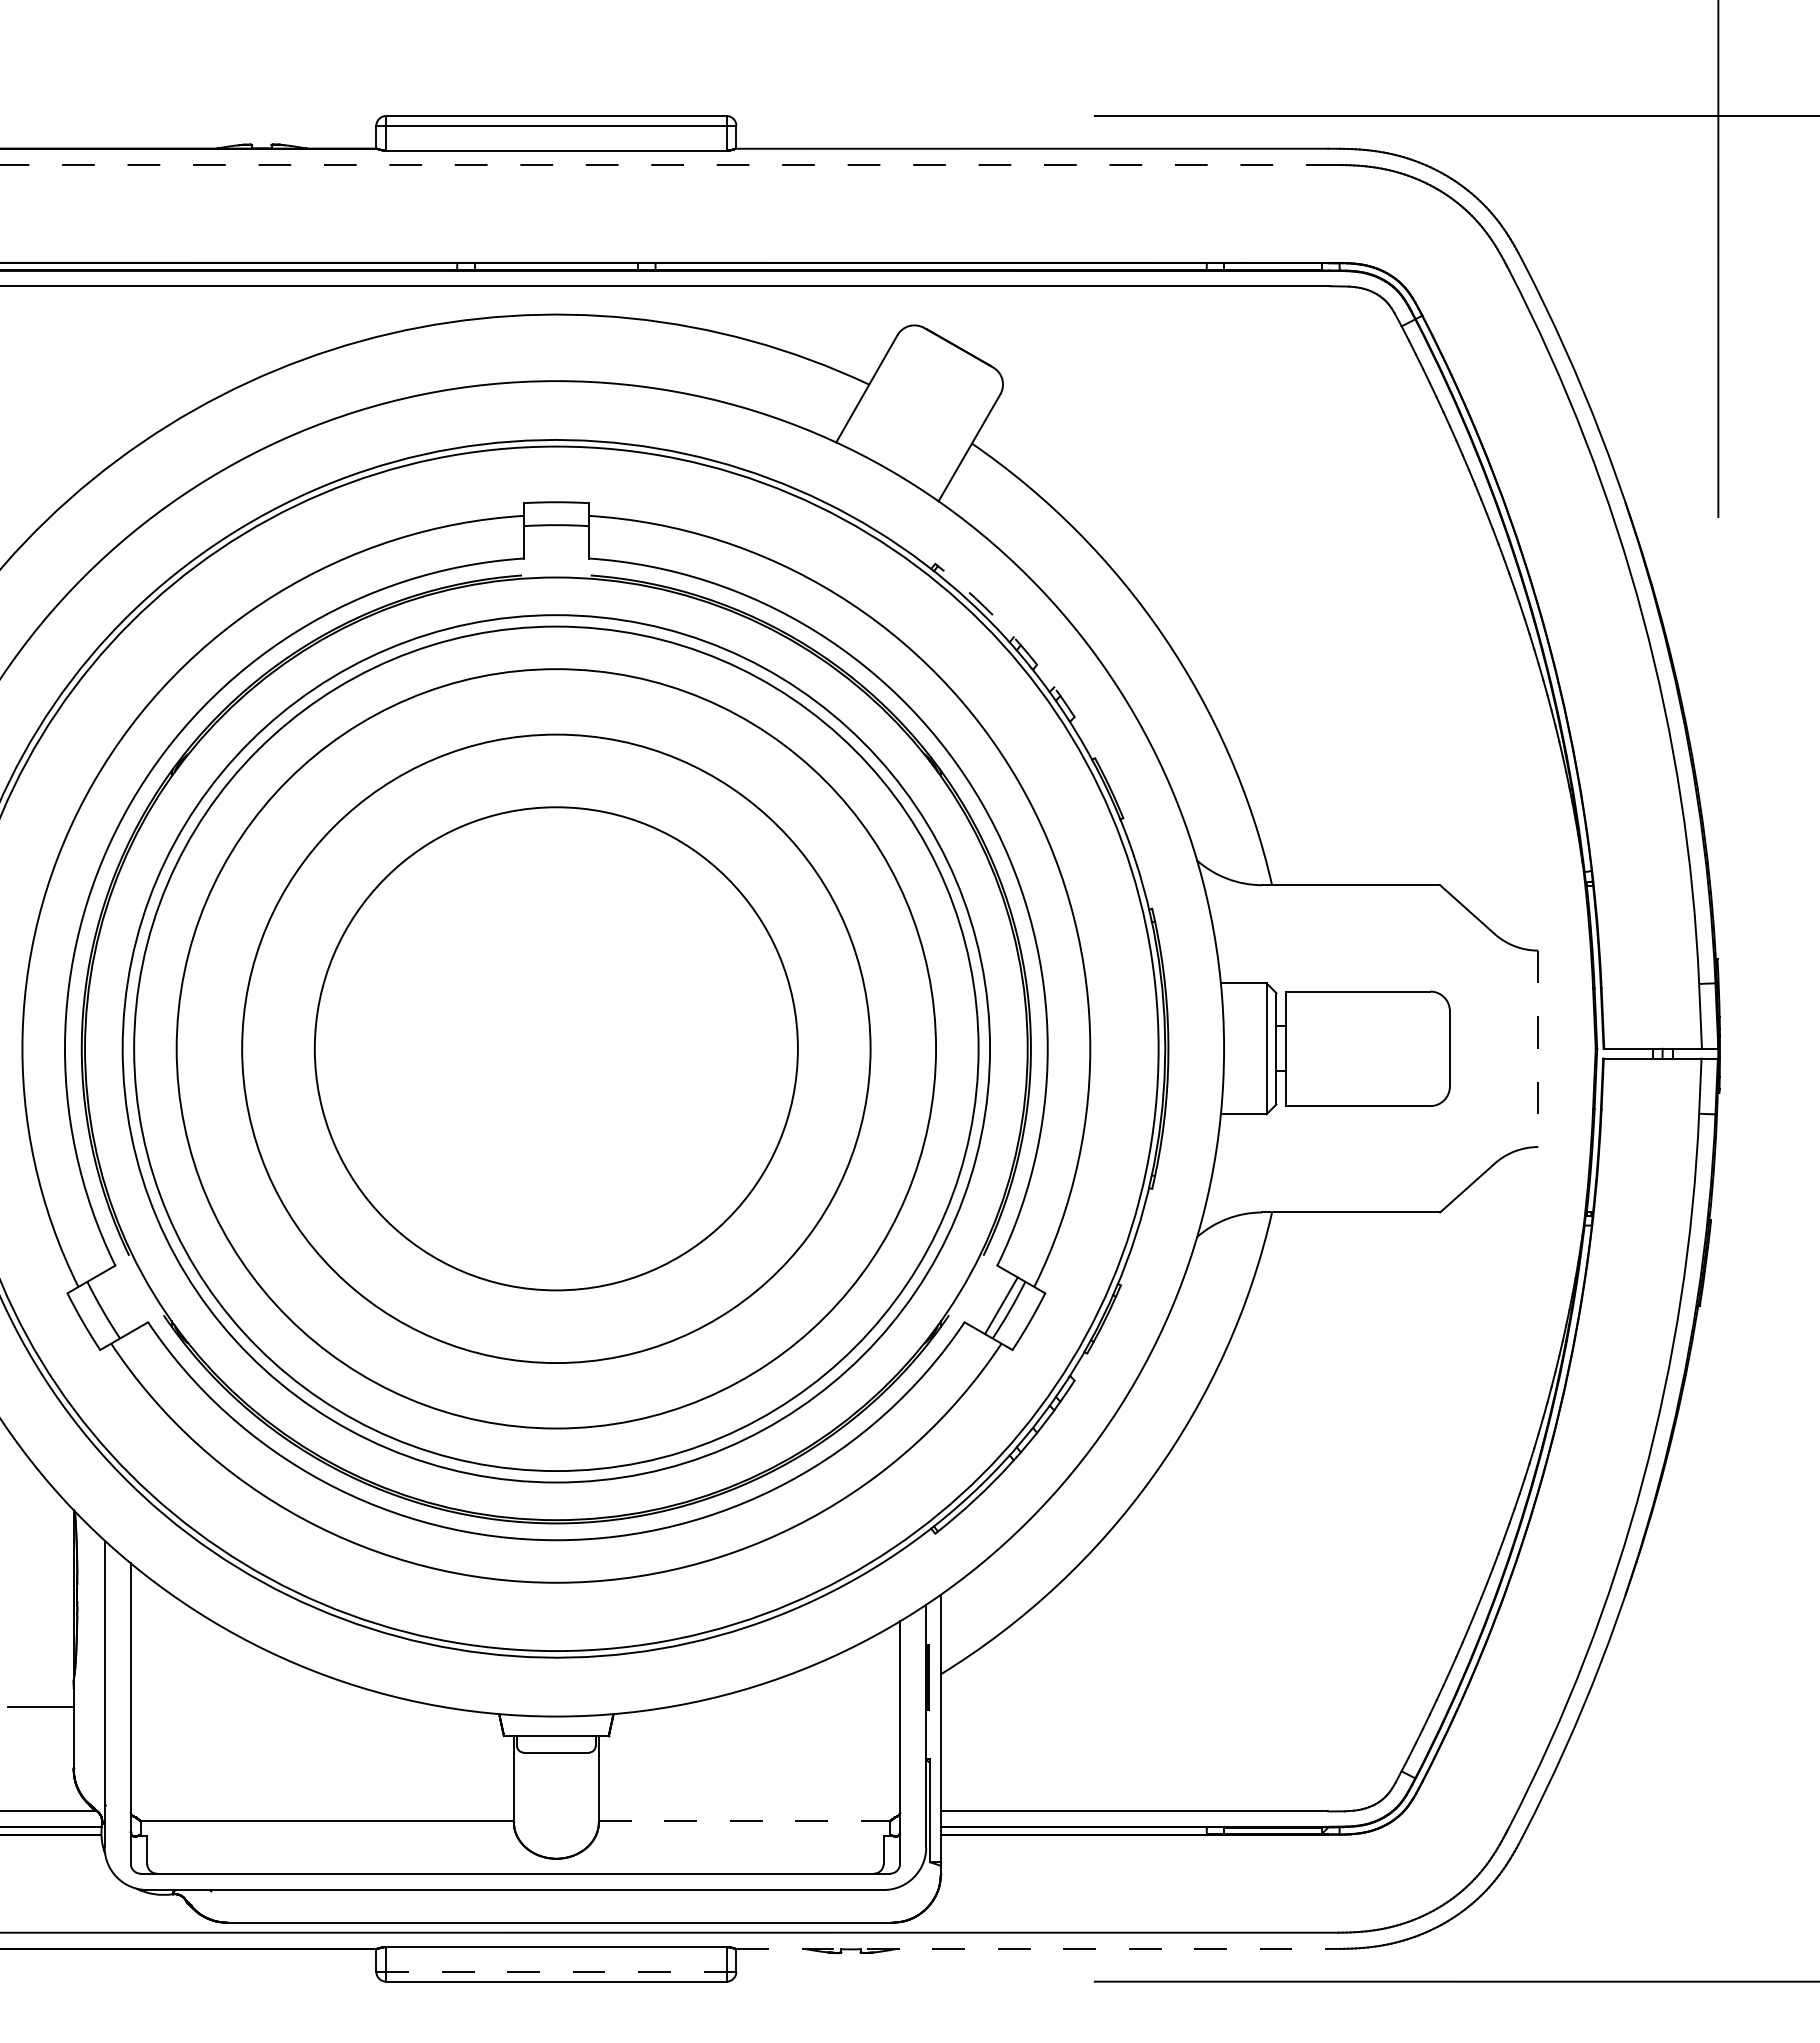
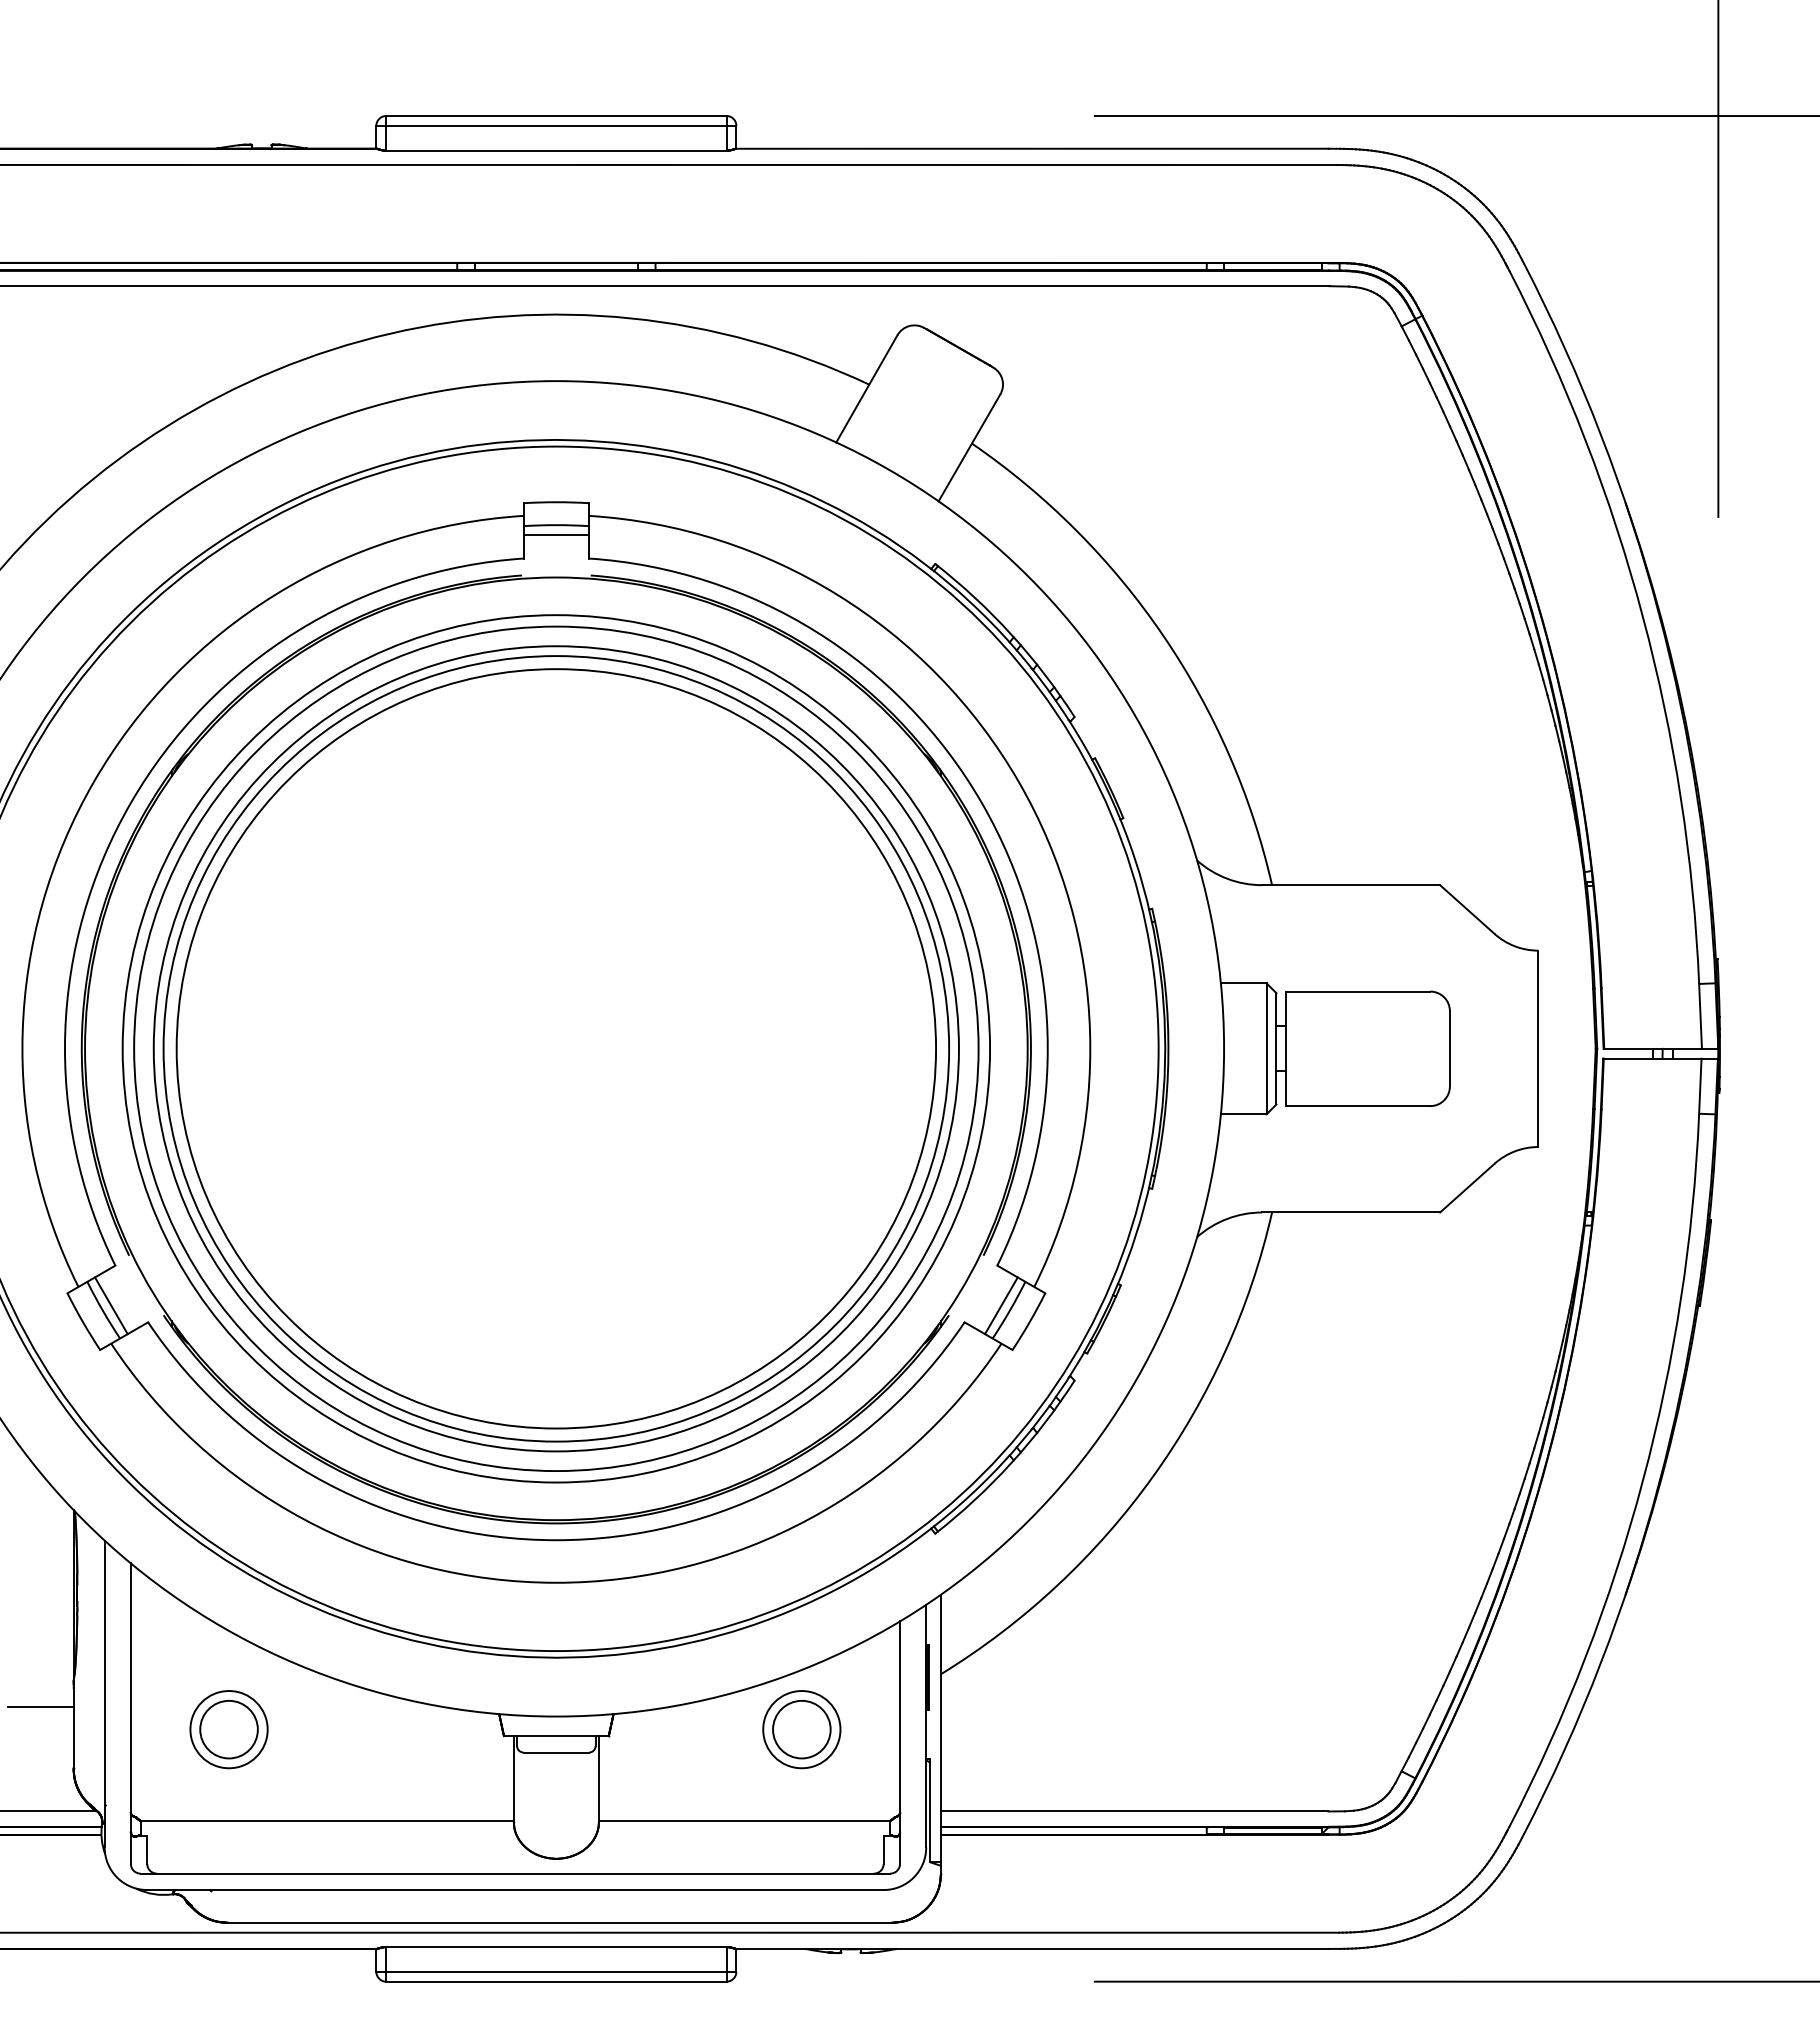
line: dashed -> solid (668, 164)
line: none -> present (556, 534)
arc: dashed -> solid (1011, 634)
circle diameter: 483 px -> 805 px (555, 1048)
circle diameter: 628 px -> 786 px (556, 1048)
line: dashed -> solid (1538, 1049)
line: none -> present (111, 1305)
part: none -> present (228, 1729)
part: none -> present (801, 1729)
line: dashed -> solid (744, 1820)
line: dashed -> solid (1032, 1948)
line: dashed -> solid (556, 1971)
